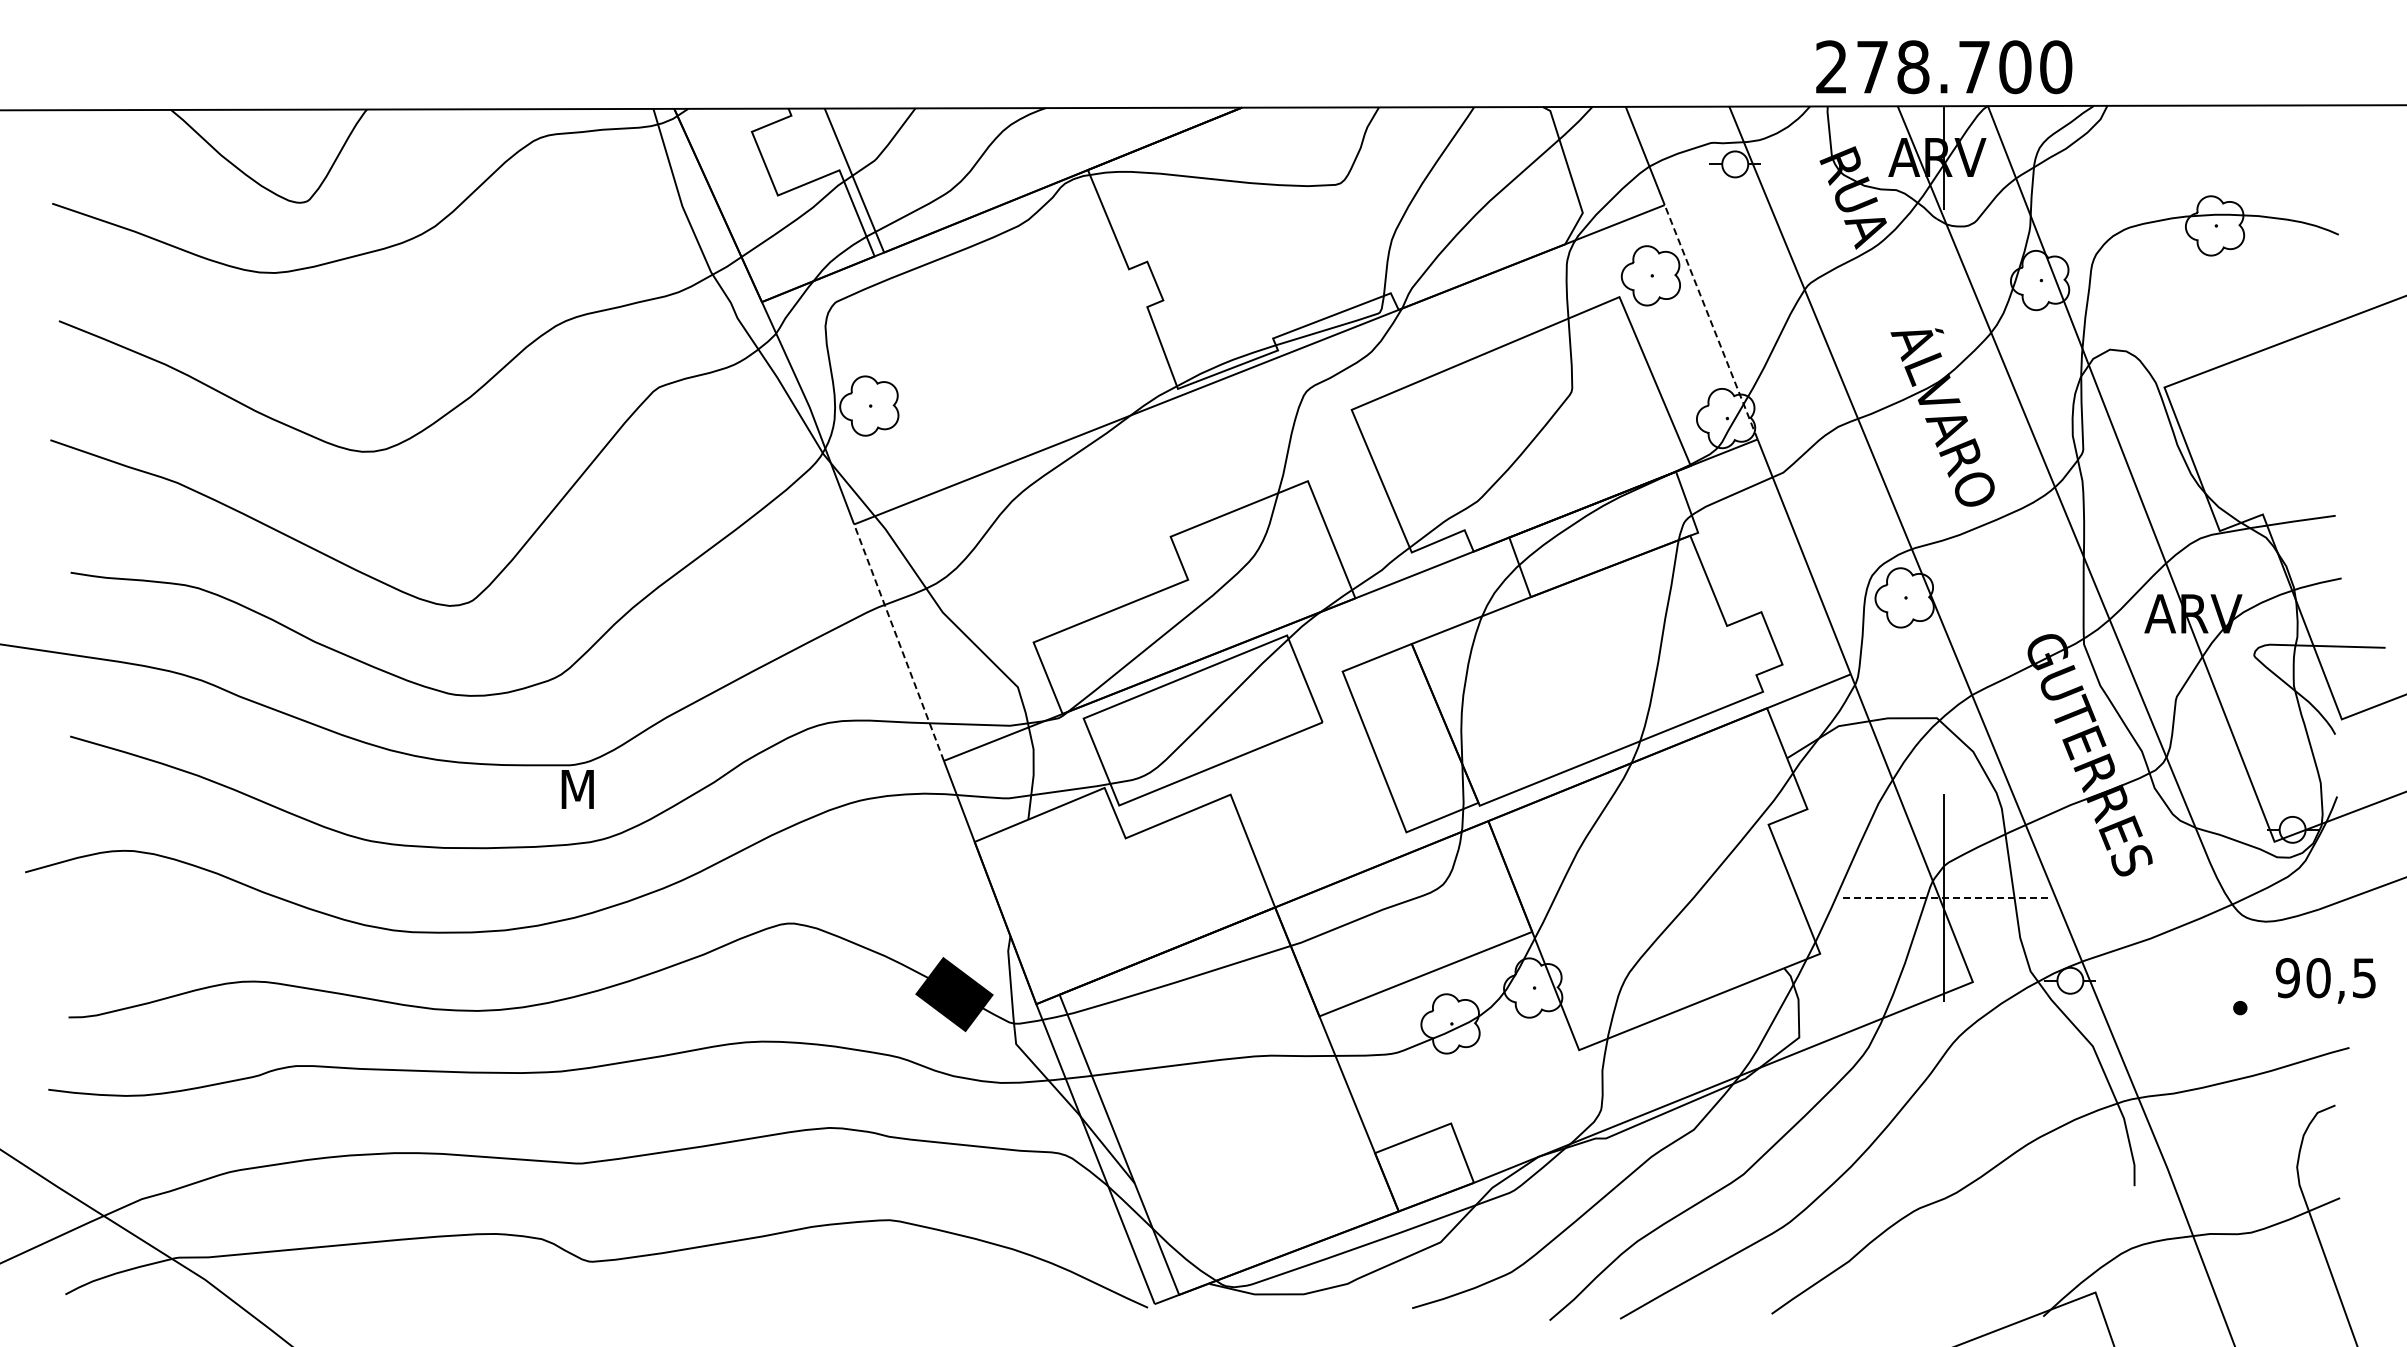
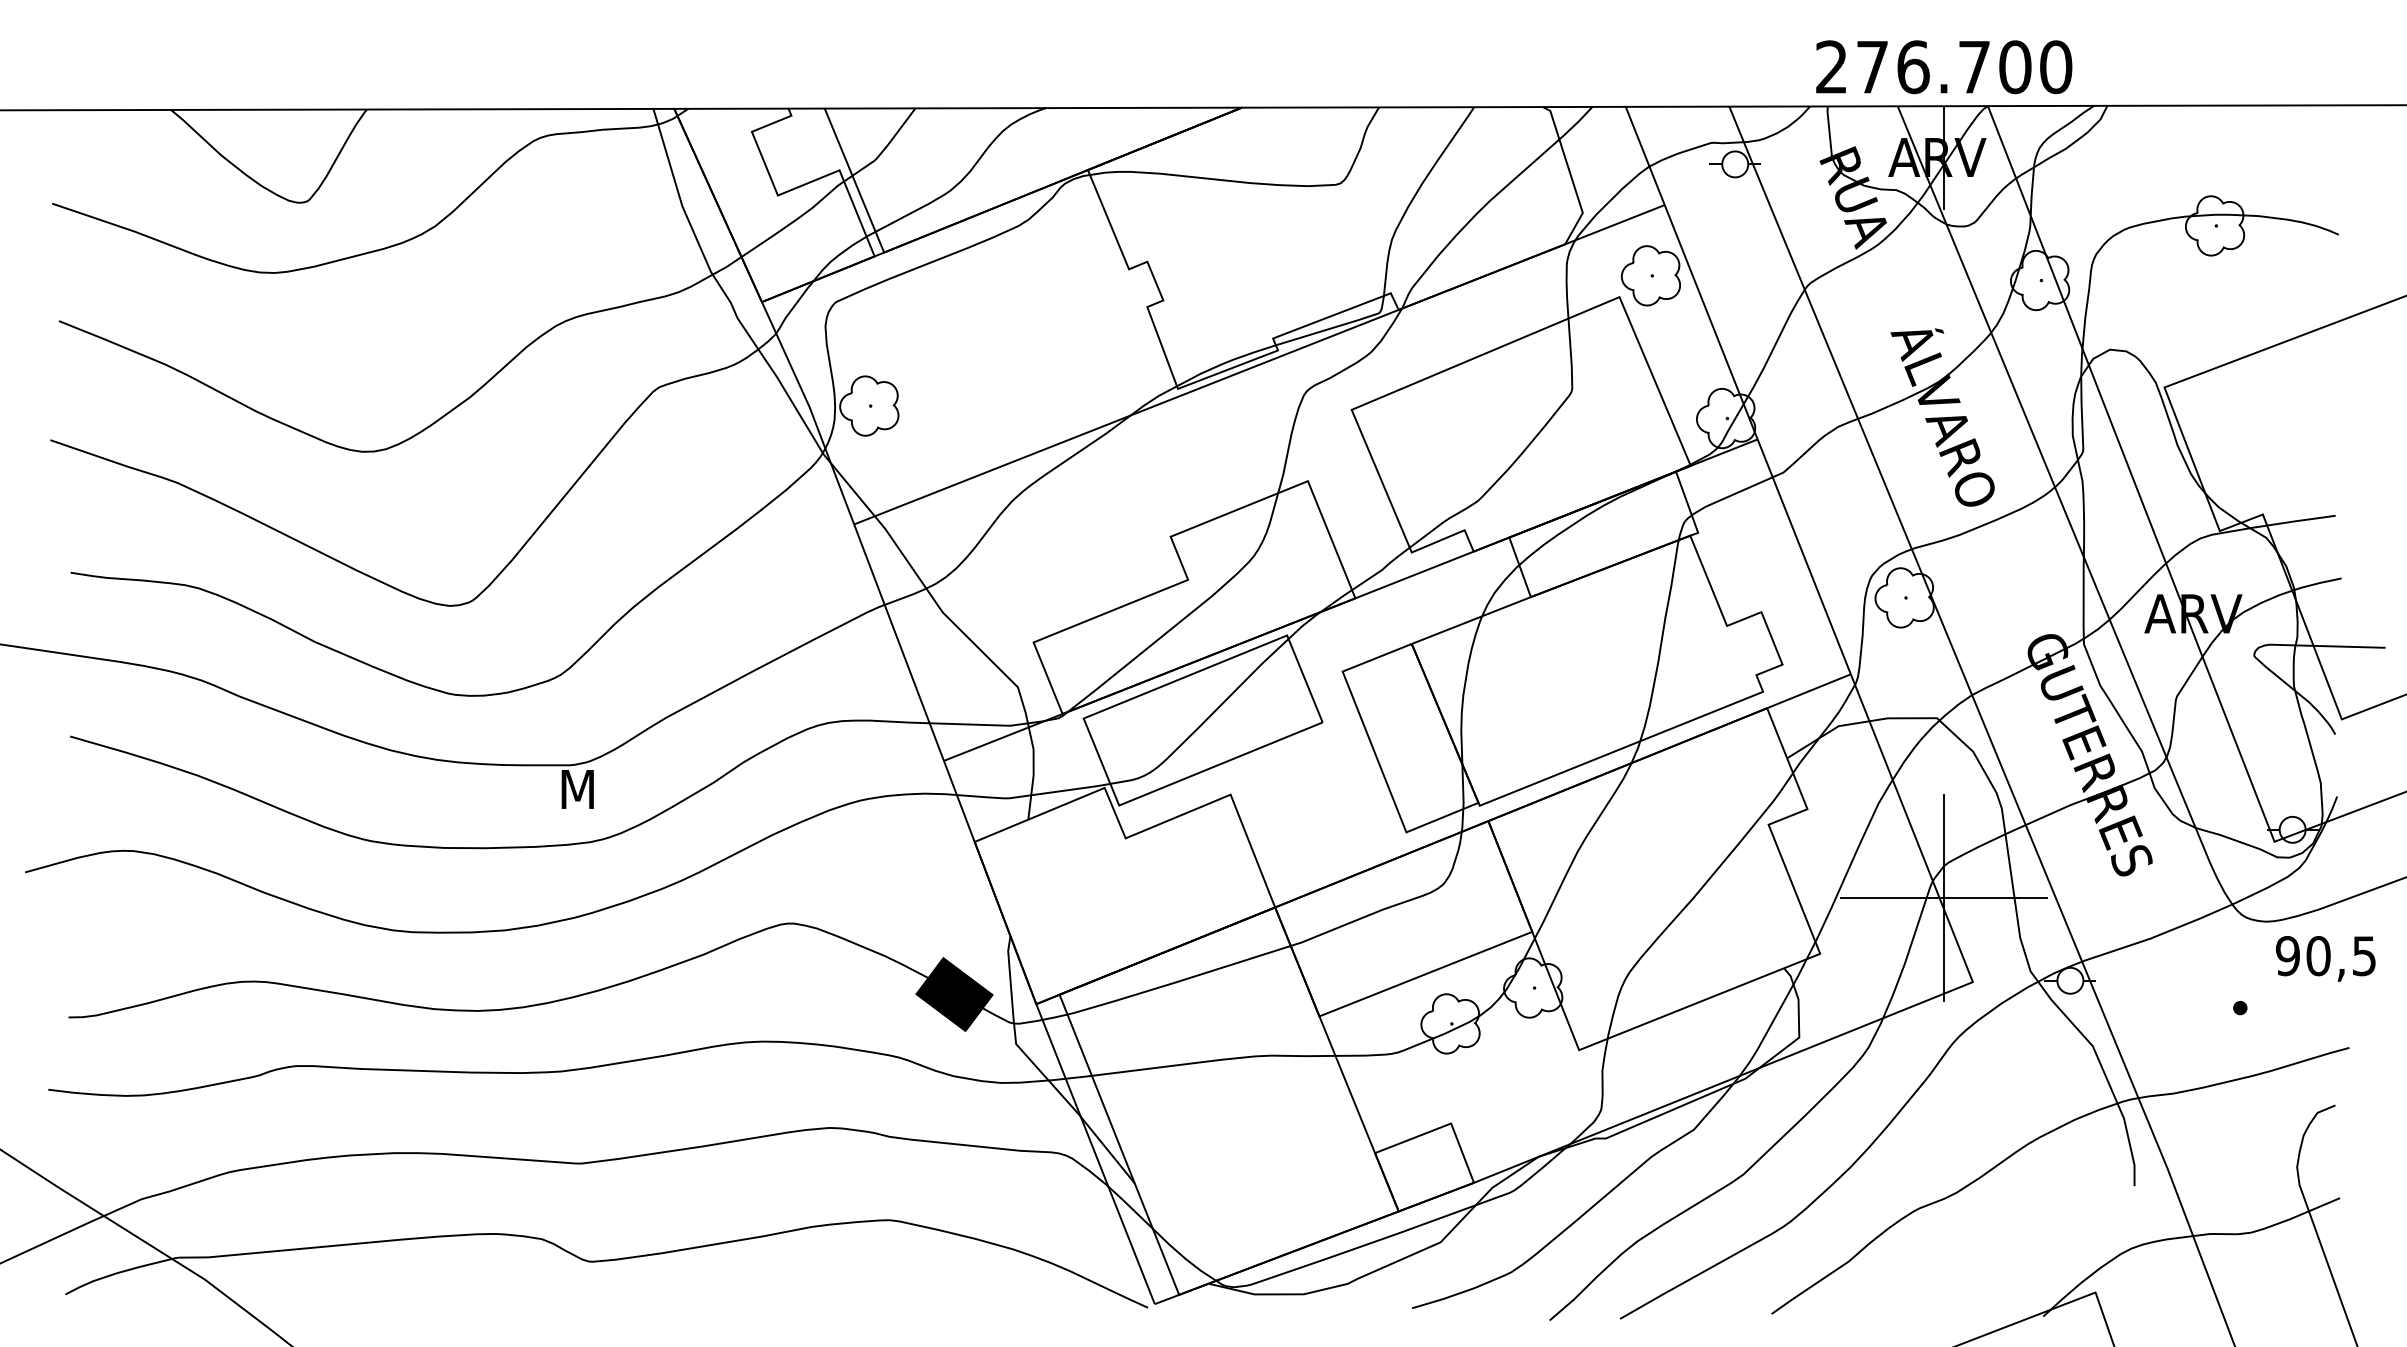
text: 278.700 -> 276.700 (1913, 67)
line: dashed -> solid (1711, 321)
line: dashed -> solid (898, 642)
line: dashed -> solid (1944, 897)
text position: (2325, 980) -> (2325, 958) (2325, 958)
